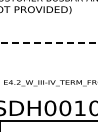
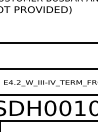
line: dashed -> solid (49, 43)
line: none -> present (48, 69)
line: none -> present (48, 94)
